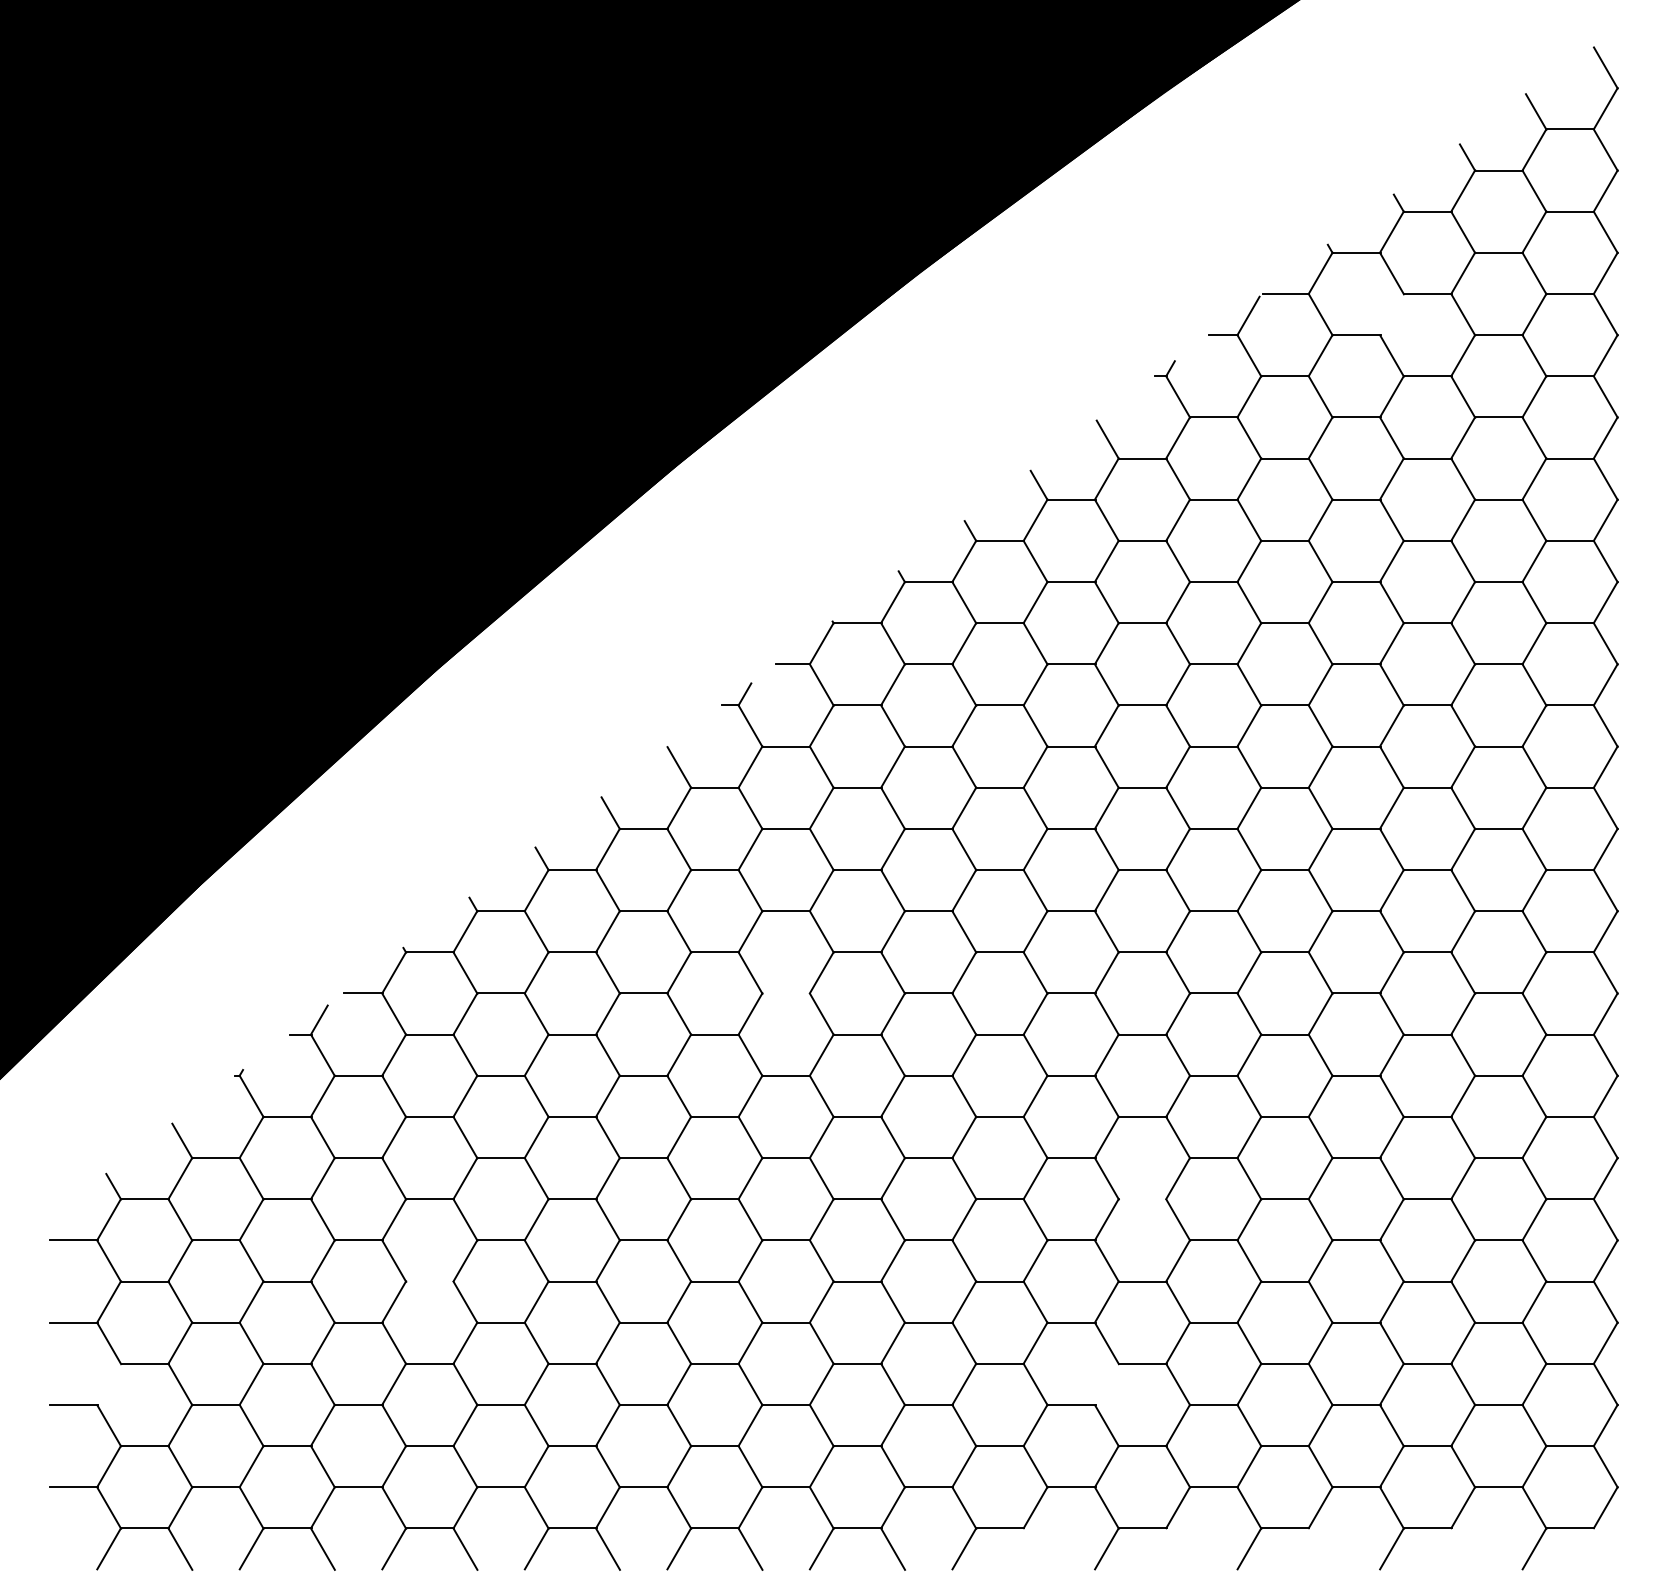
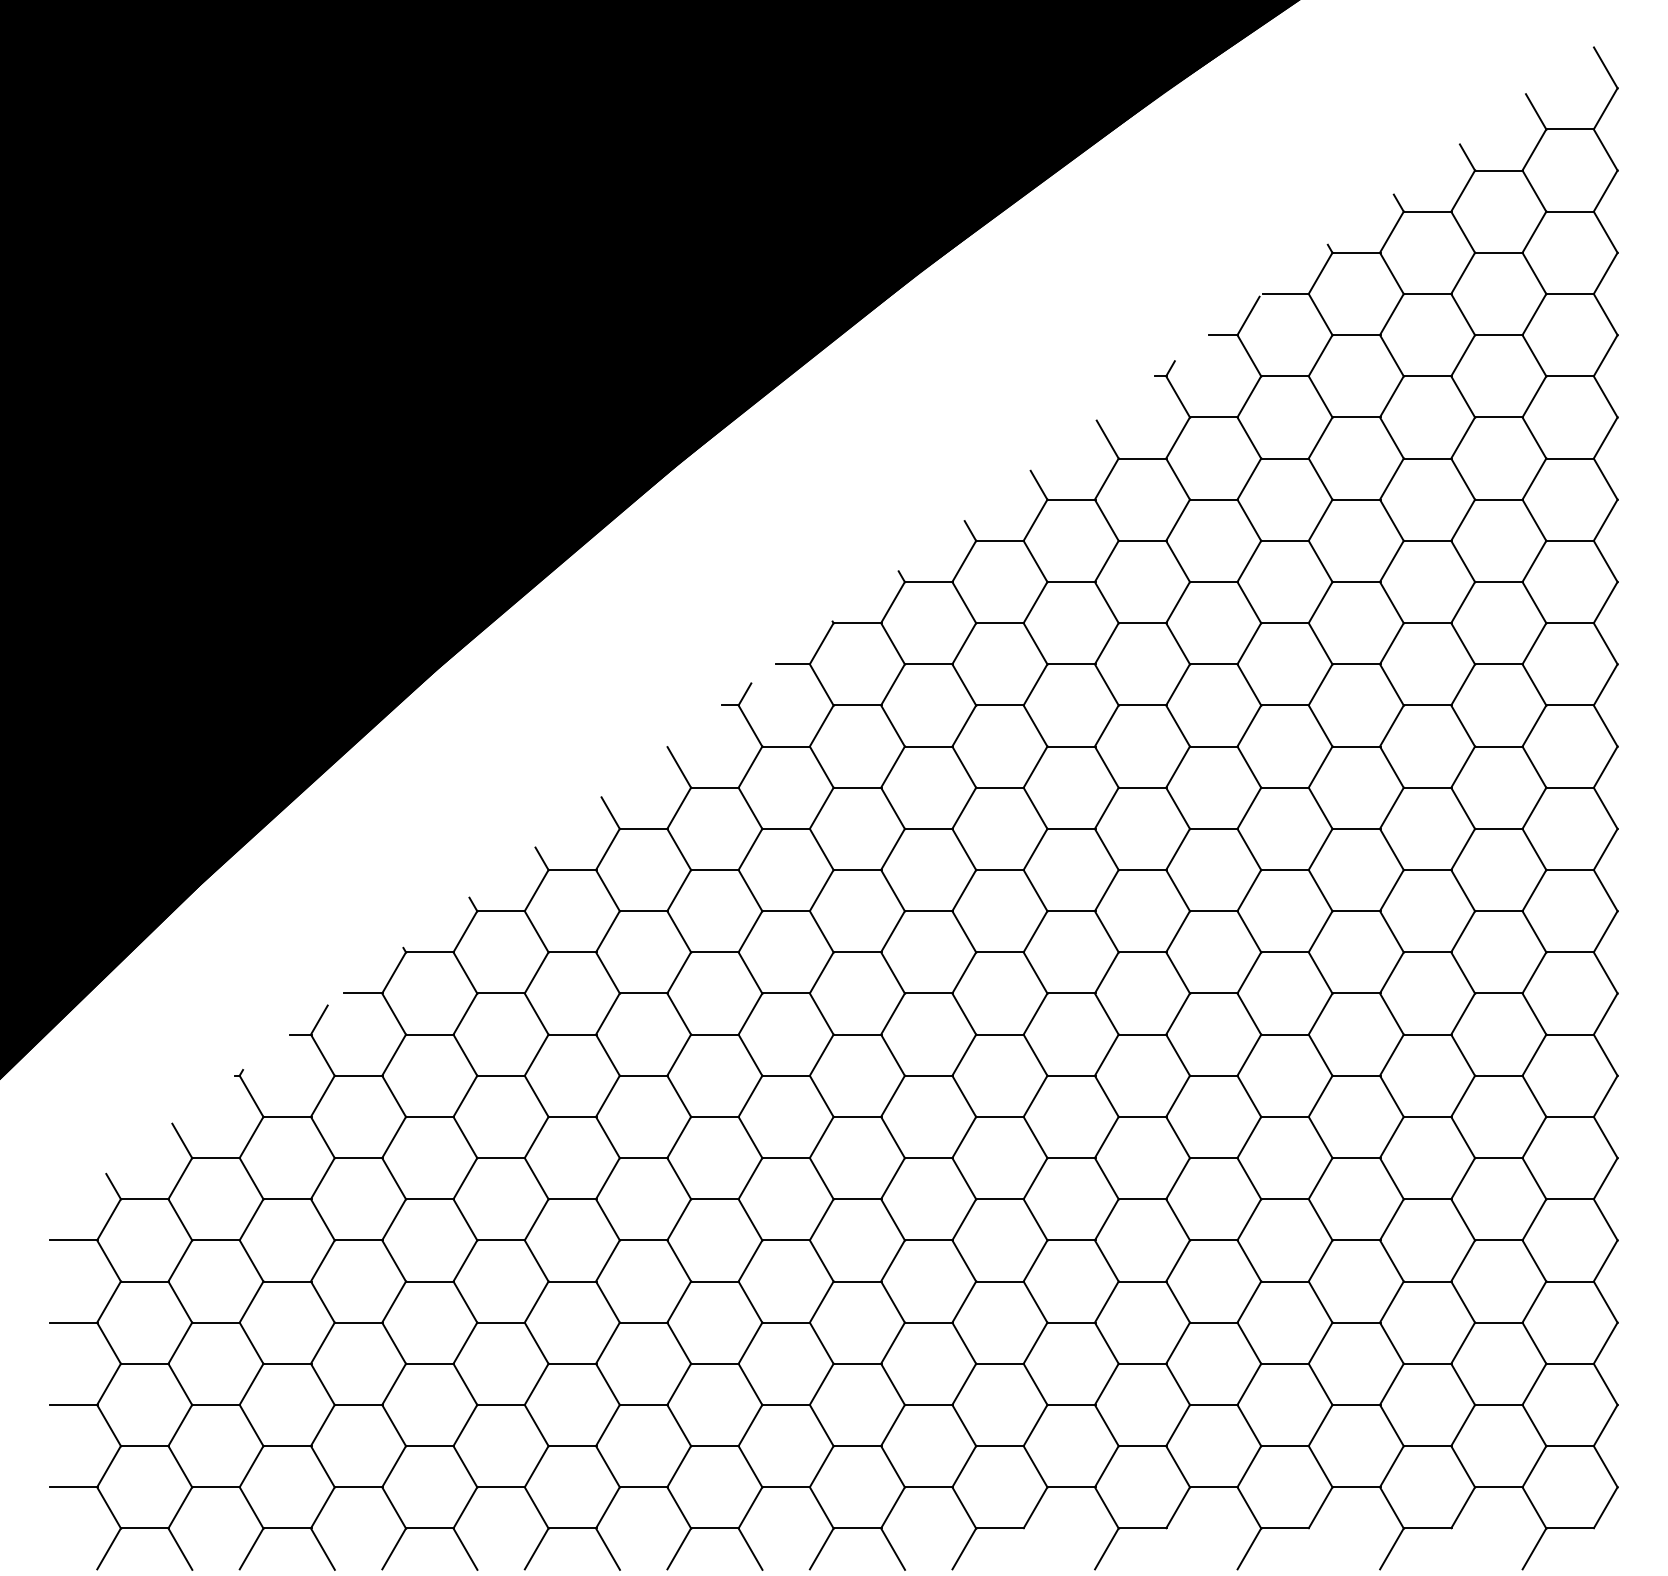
line: none -> present (1391, 313)
line: none -> present (786, 993)
line: none -> present (1142, 1199)
line: none -> present (430, 1281)
line: none -> present (109, 1383)
line: none -> present (1106, 1383)
